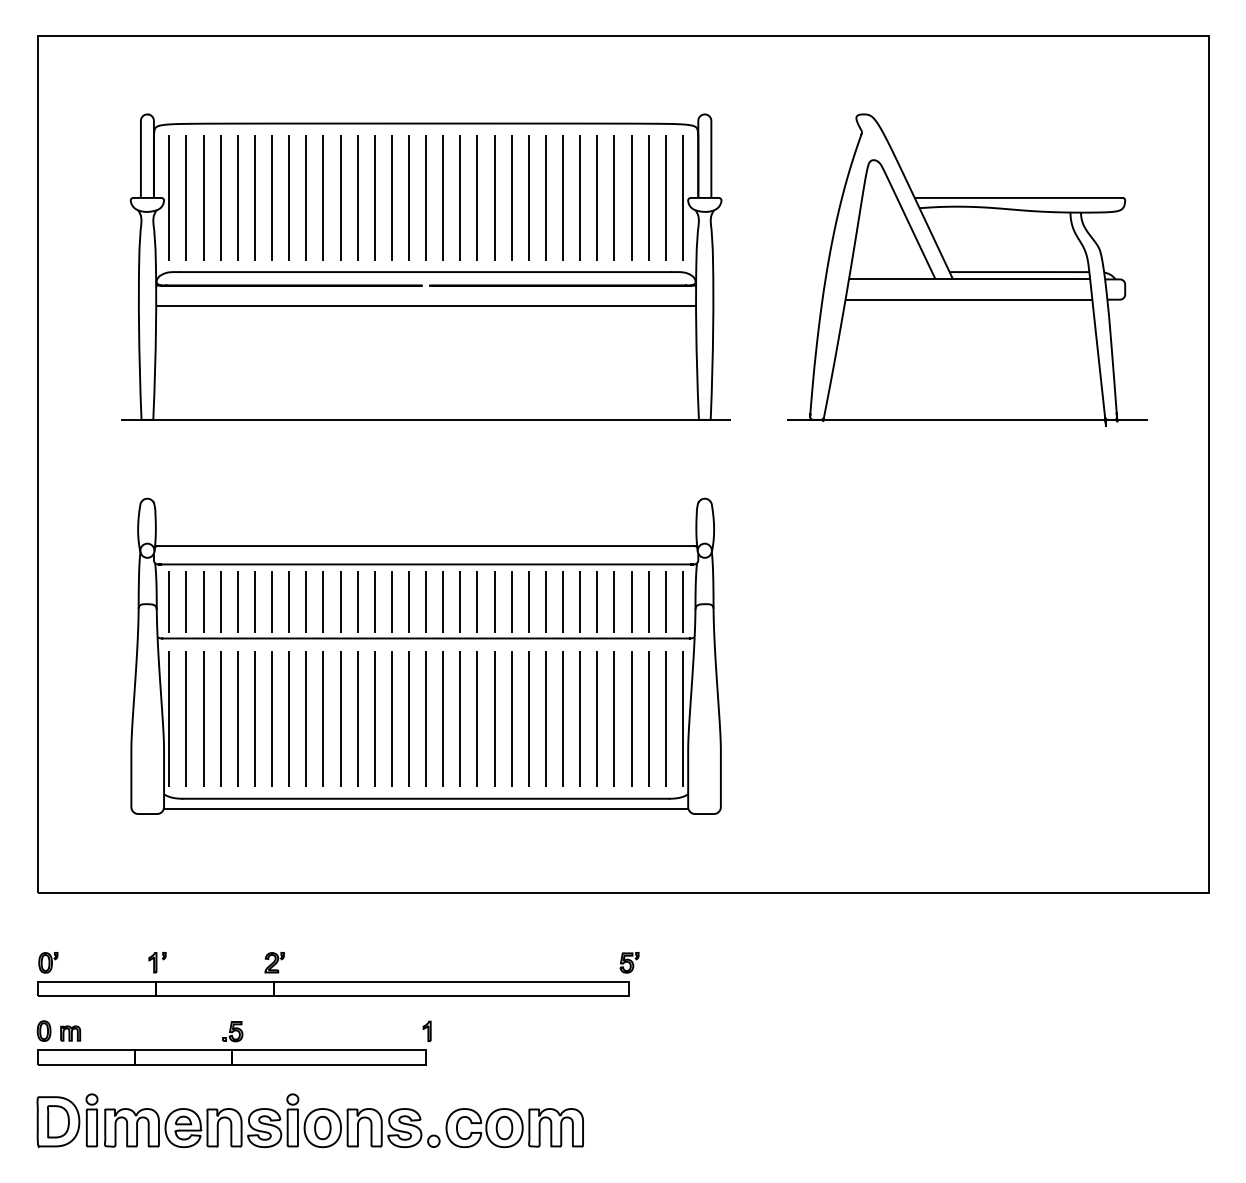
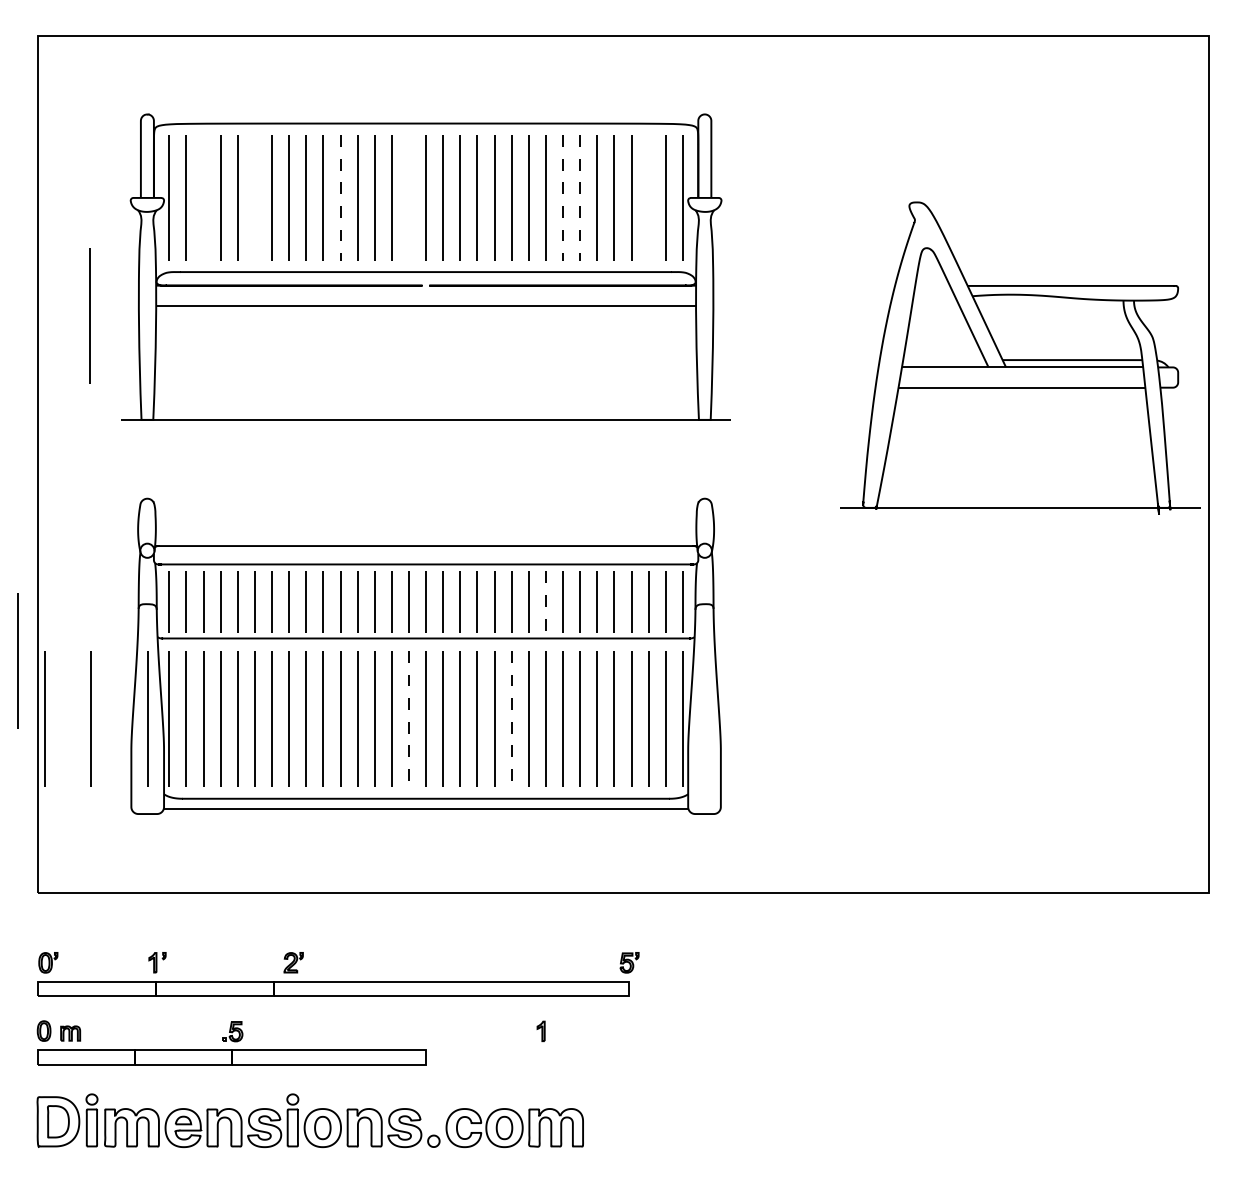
line: present -> none (203, 197)
line: present -> none (254, 197)
line: solid -> dashed (340, 197)
line: present -> none (408, 197)
line: solid -> dashed (563, 197)
line: solid -> dashed (580, 197)
line: present -> none (648, 197)
part position: (967, 269) -> (1020, 357) (1020, 357)
line: none -> present (89, 315)
line: solid -> dashed (545, 602)
line: none -> present (17, 660)
line: none -> present (44, 718)
line: none -> present (90, 718)
line: none -> present (147, 718)
line: solid -> dashed (409, 719)
line: solid -> dashed (511, 719)
part position: (274, 962) -> (293, 962) (293, 962)
part position: (426, 1031) -> (540, 1031) (540, 1031)
